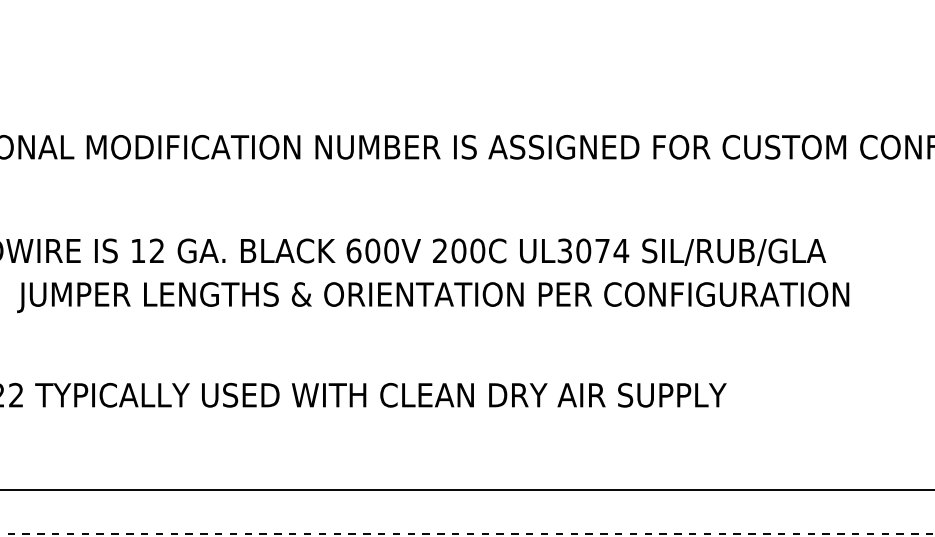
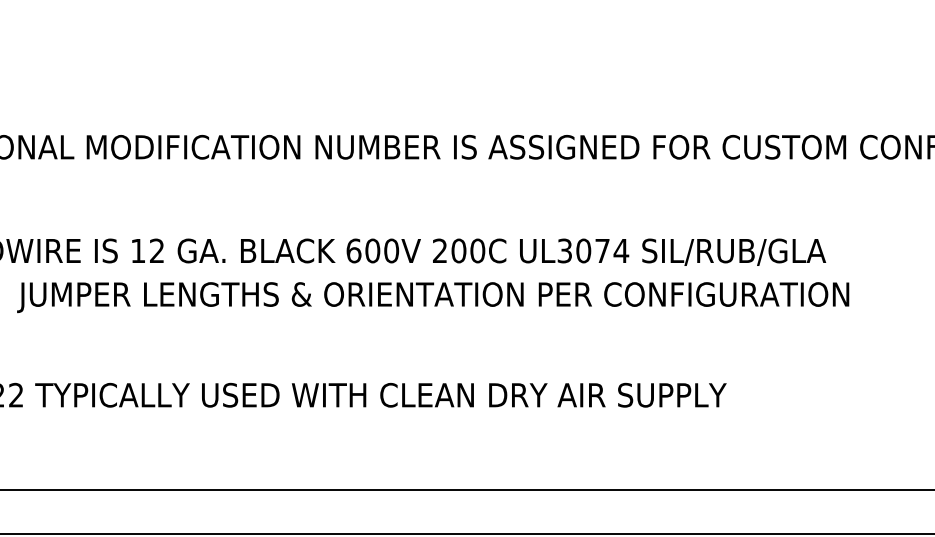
line: dashed -> solid (467, 534)
